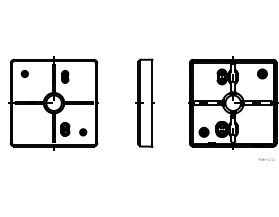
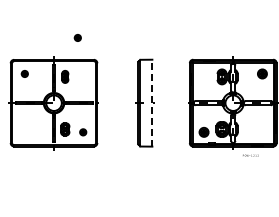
part: none -> present (77, 37)
line: solid -> dashed (152, 102)
text position: (266, 159) -> (250, 155) (250, 155)
